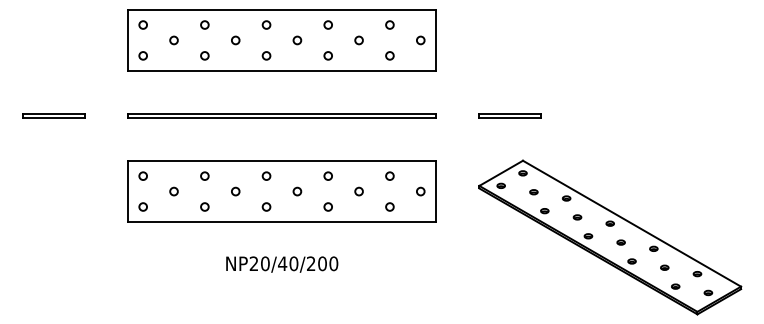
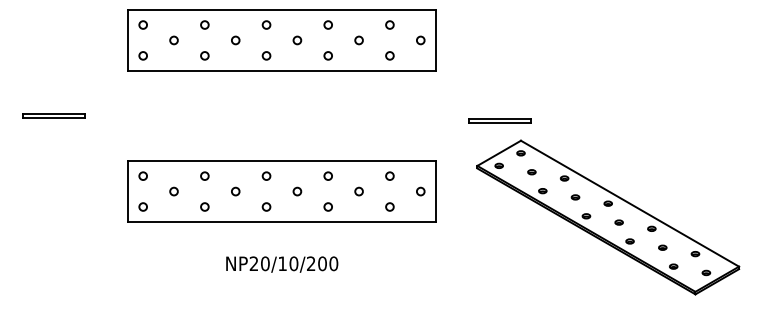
part: present -> none (281, 115)
part position: (509, 115) -> (499, 120) (499, 120)
part position: (610, 237) -> (608, 217) (608, 217)
text: NP20/40/200 -> NP20/10/200 (282, 263)
